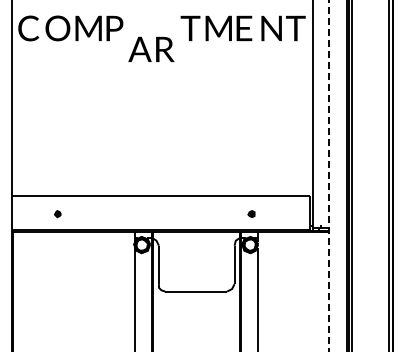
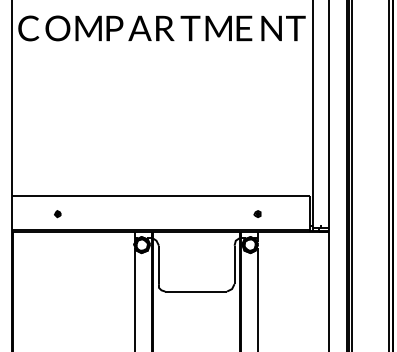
text position: (151, 49) -> (151, 28) (151, 28)
line: dashed -> solid (328, 175)
part position: (251, 213) -> (257, 213) (257, 213)
